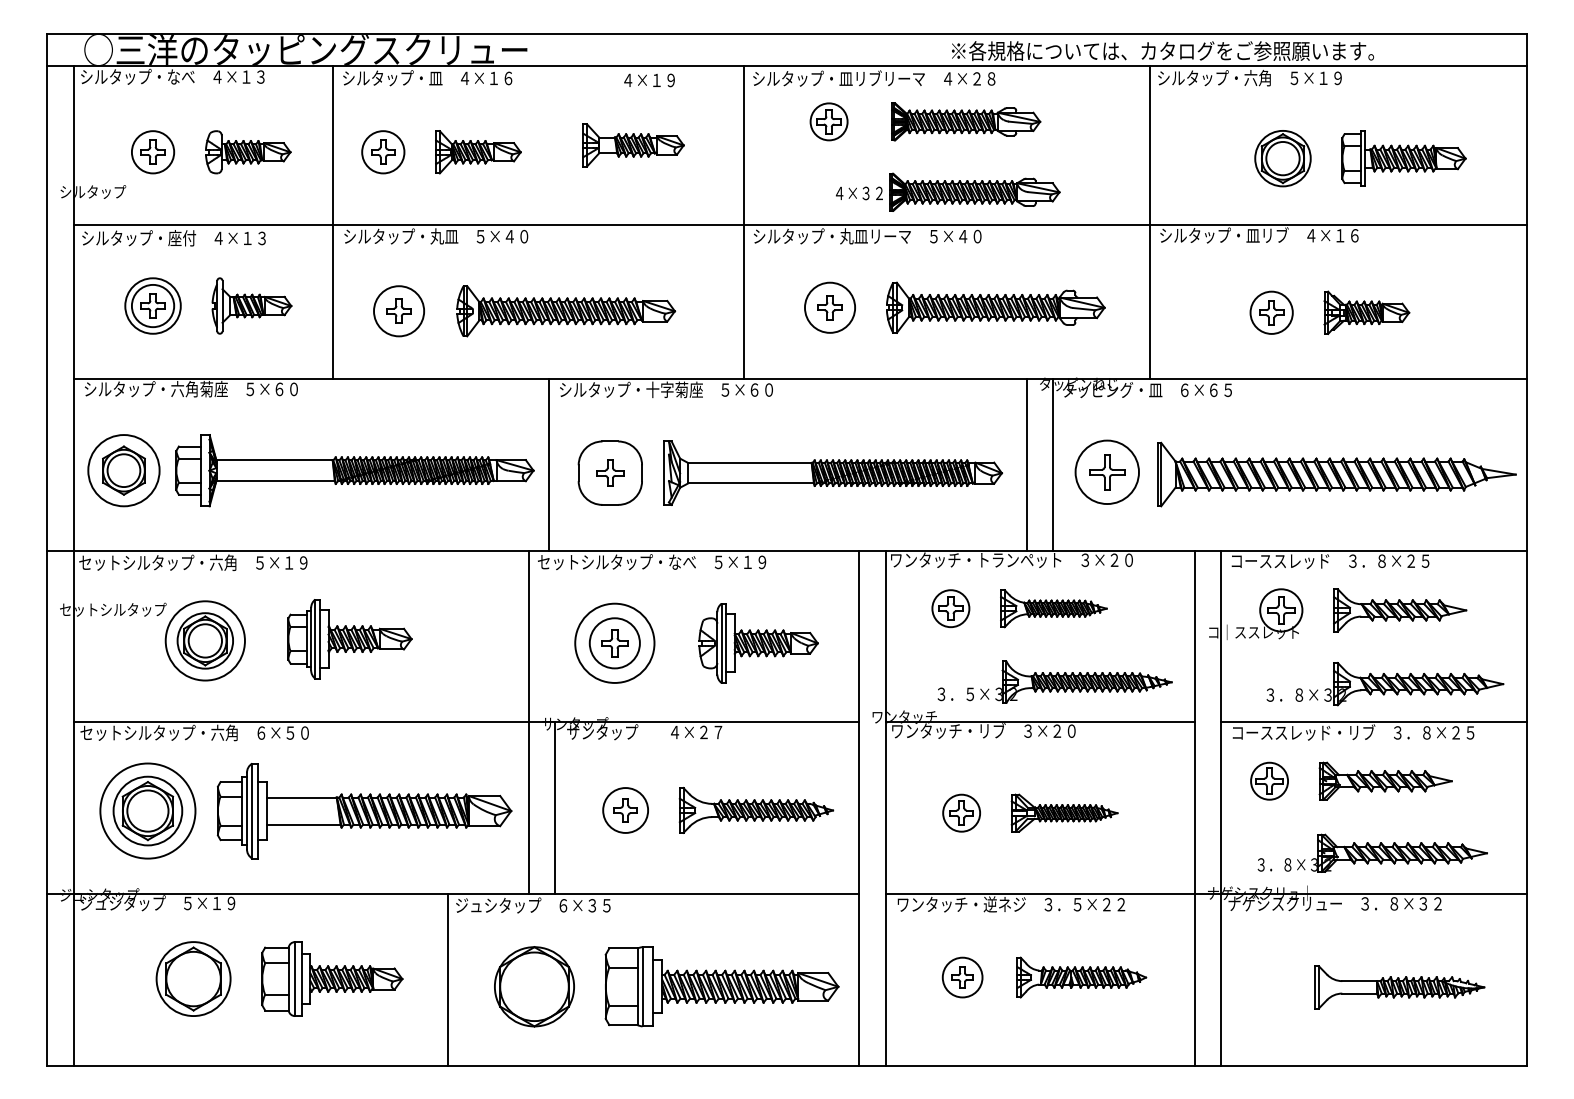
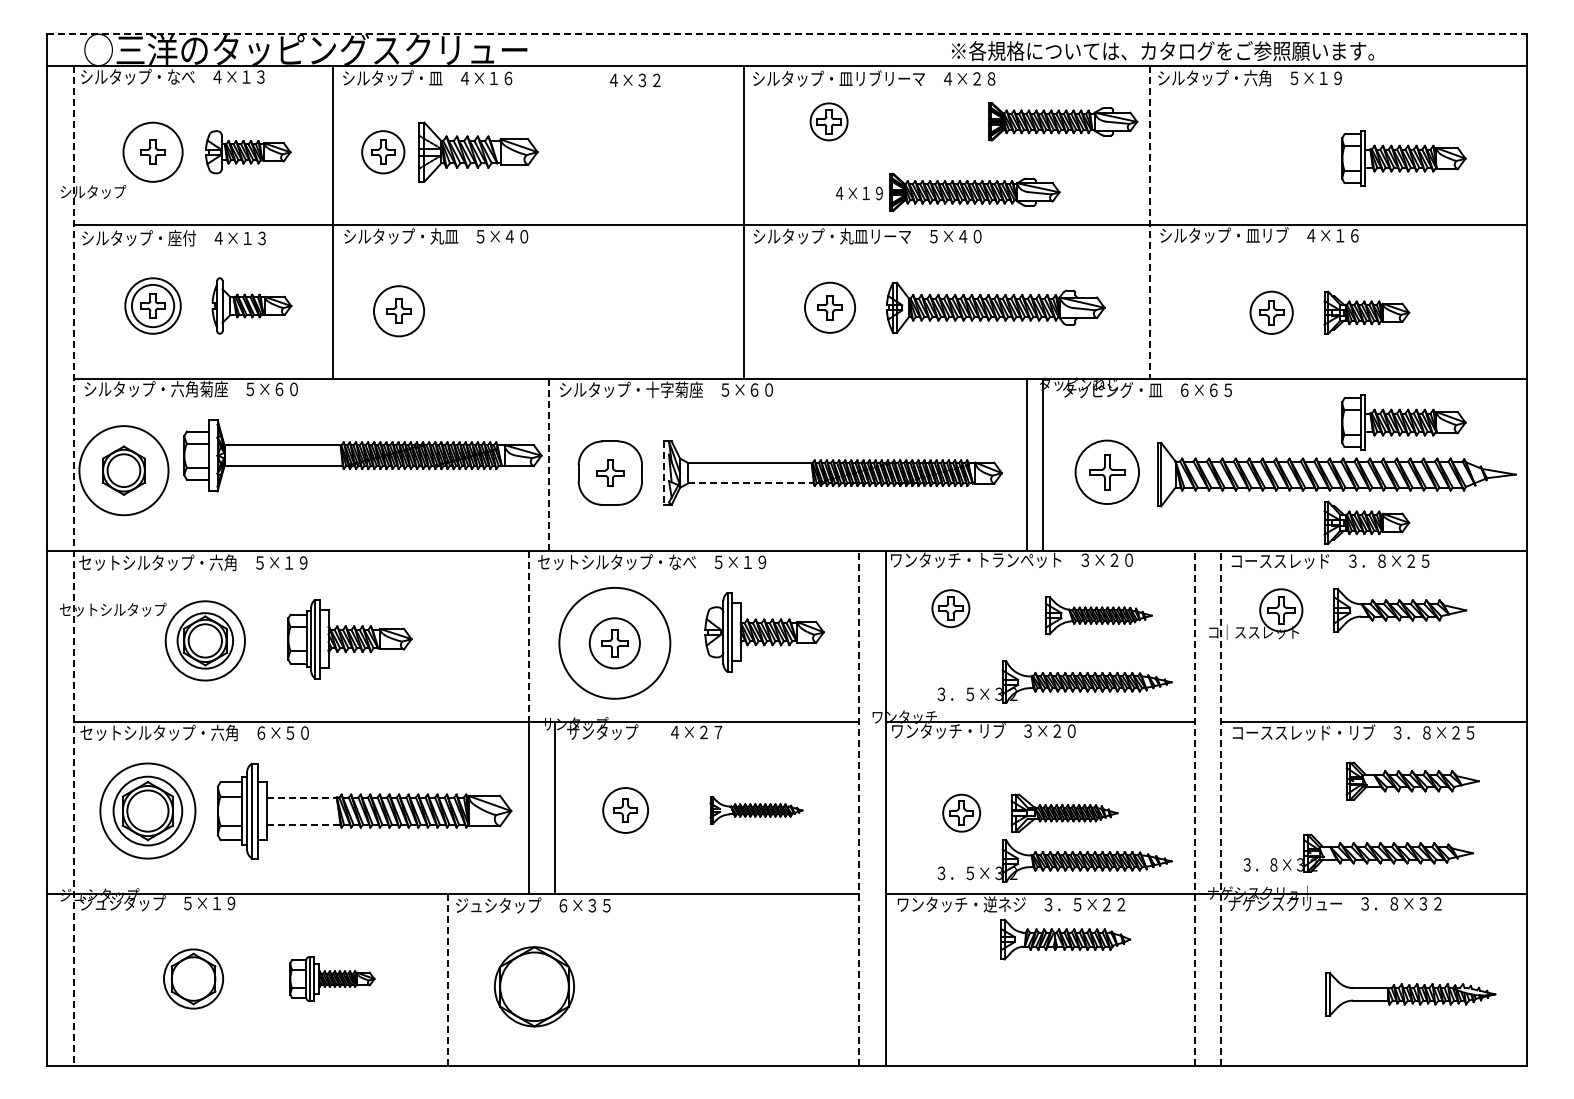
line: solid -> dashed (787, 34)
text: ４×１９ -> ４×３２ (641, 80)
part position: (966, 121) -> (1063, 121) (1063, 121)
part: present -> none (633, 145)
circle diameter: 42 px -> 59 px (152, 151)
part size: 87x45 px -> 121x62 px (478, 151)
part: present -> none (1282, 158)
text: ４×３２ -> ４×１９ (872, 193)
line: solid -> dashed (1150, 223)
part: present -> none (566, 311)
part: none -> present (1403, 422)
line: solid -> dashed (548, 464)
line position: (1053, 464) -> (1043, 464) (1043, 464)
circle diameter: 71 px -> 89 px (123, 470)
part position: (354, 470) -> (362, 455) (362, 455)
line: solid -> dashed (663, 473)
line: solid -> dashed (750, 483)
part: none -> present (1366, 522)
line: solid -> dashed (73, 565)
part position: (1053, 608) -> (1098, 615) (1098, 615)
line: solid -> dashed (528, 636)
circle diameter: 79 px -> 111 px (614, 642)
part position: (758, 643) -> (764, 632) (764, 632)
part: present -> none (1385, 684)
part: present -> none (1269, 780)
part position: (1385, 780) -> (1412, 780) (1412, 780)
line: solid -> dashed (303, 797)
line: solid -> dashed (859, 808)
line: solid -> dashed (1194, 808)
line: solid -> dashed (1221, 808)
part size: 157x47 px -> 95x29 px (756, 810)
line: solid -> dashed (303, 824)
part position: (1372, 852) -> (1358, 852) (1358, 852)
part: none -> present (1054, 860)
part: present -> none (962, 977)
part position: (1081, 977) -> (1065, 939) (1065, 939)
part size: 77x76 px -> 61x62 px (193, 978)
part size: 143x76 px -> 87x47 px (332, 979)
line: solid -> dashed (447, 980)
part: present -> none (721, 986)
part position: (1399, 987) -> (1410, 994) (1410, 994)
